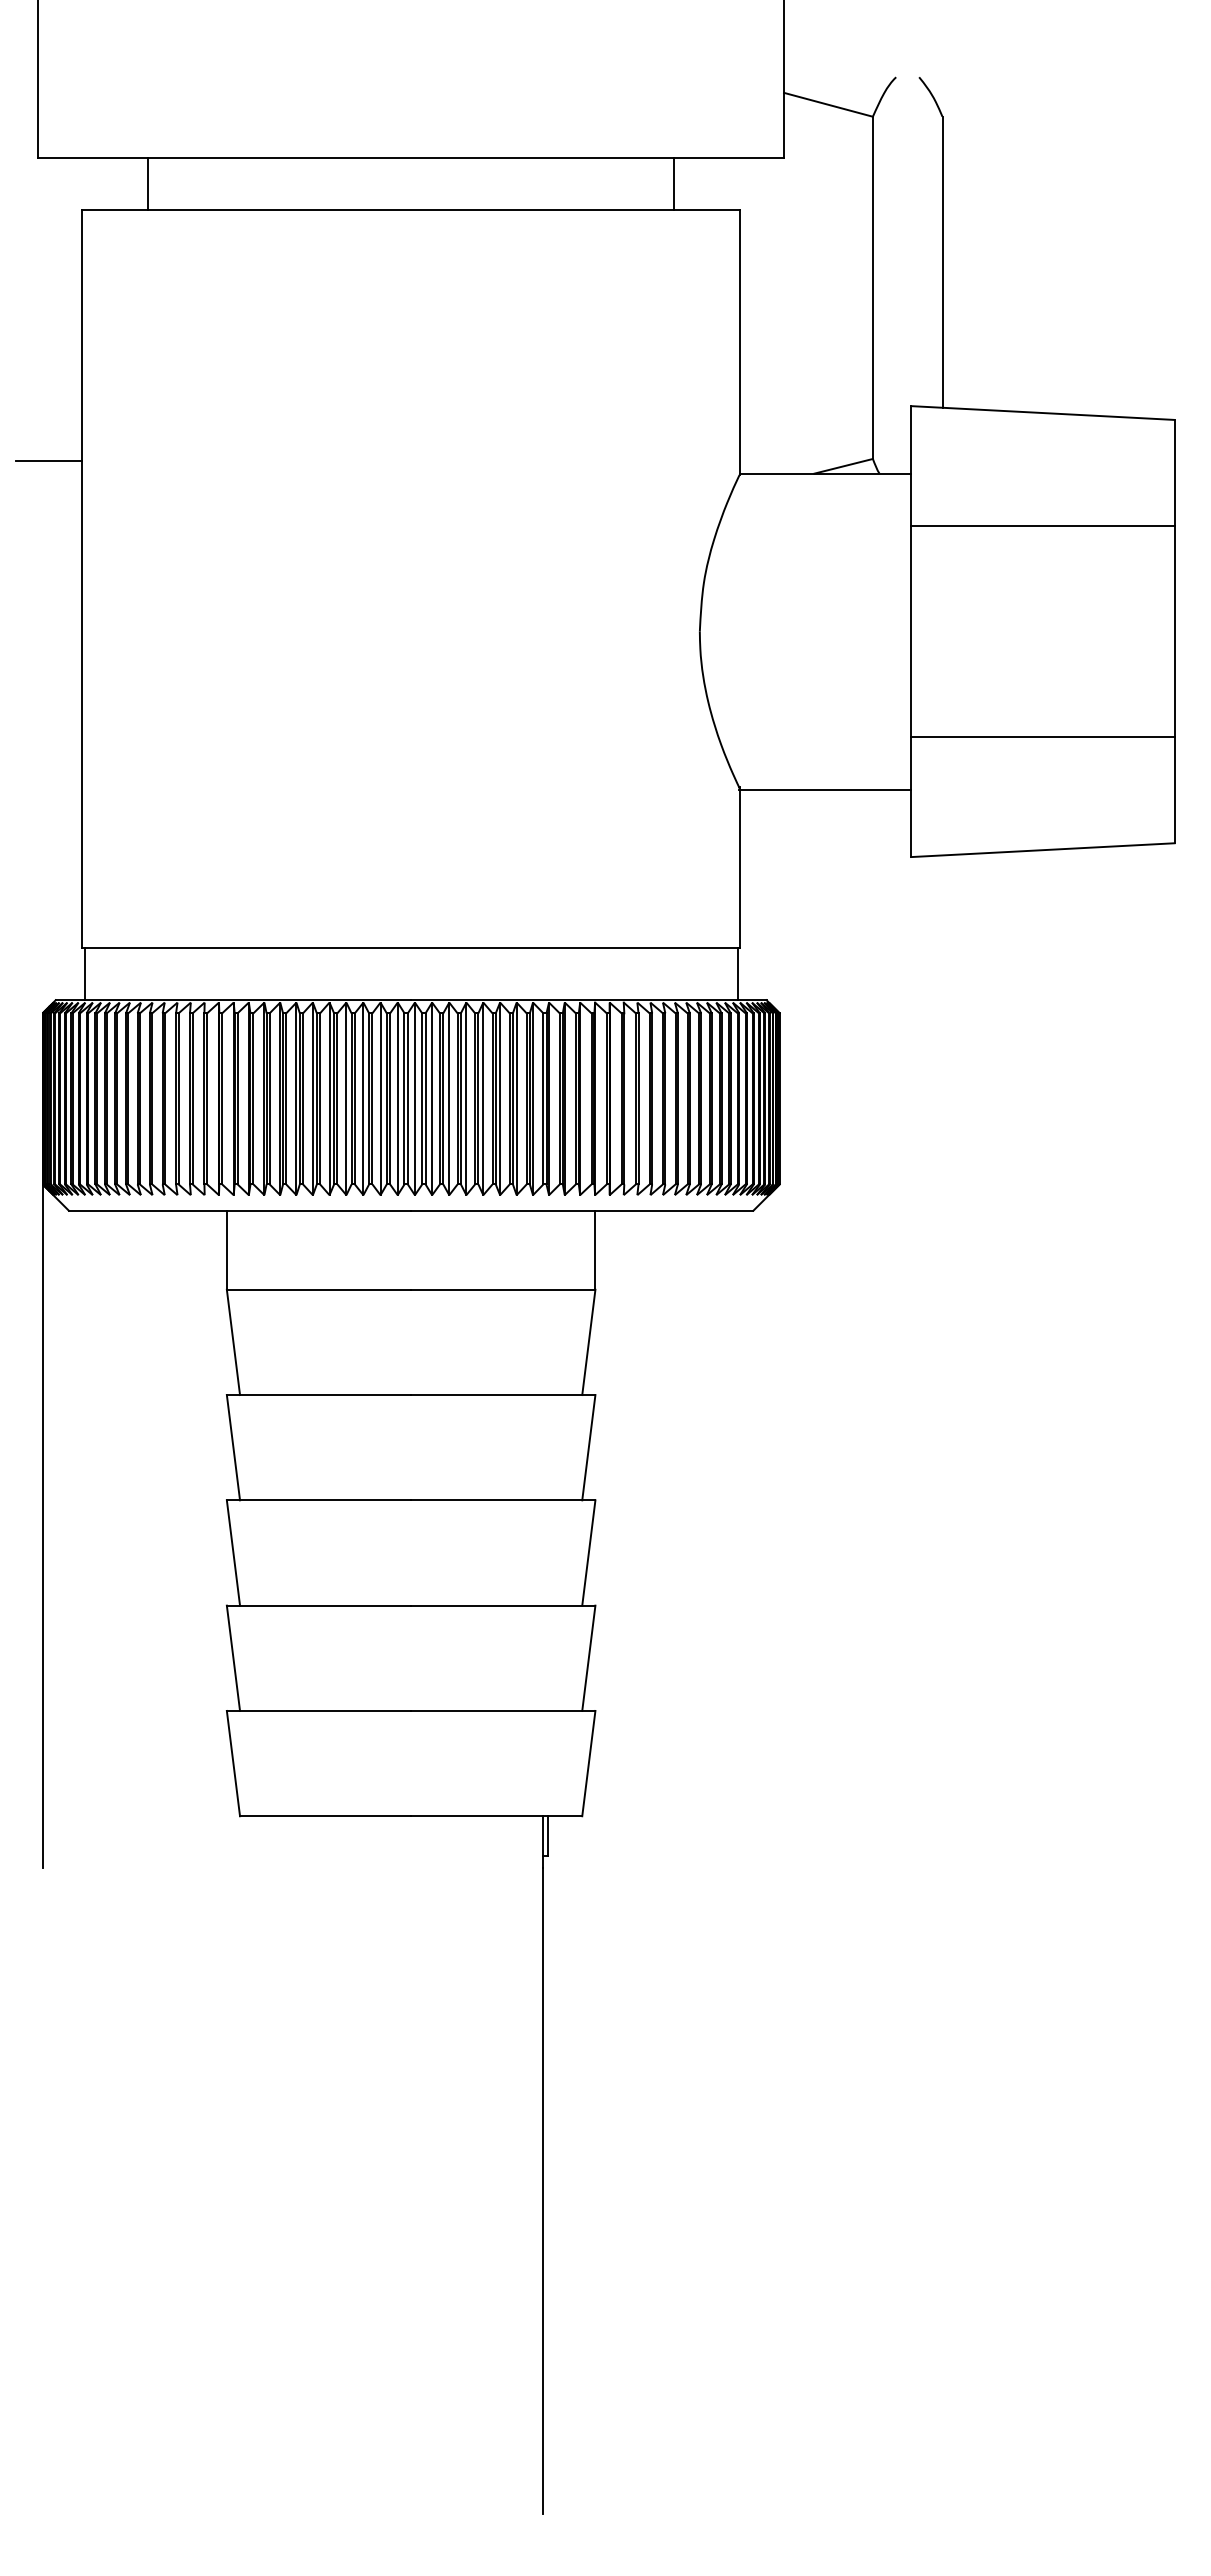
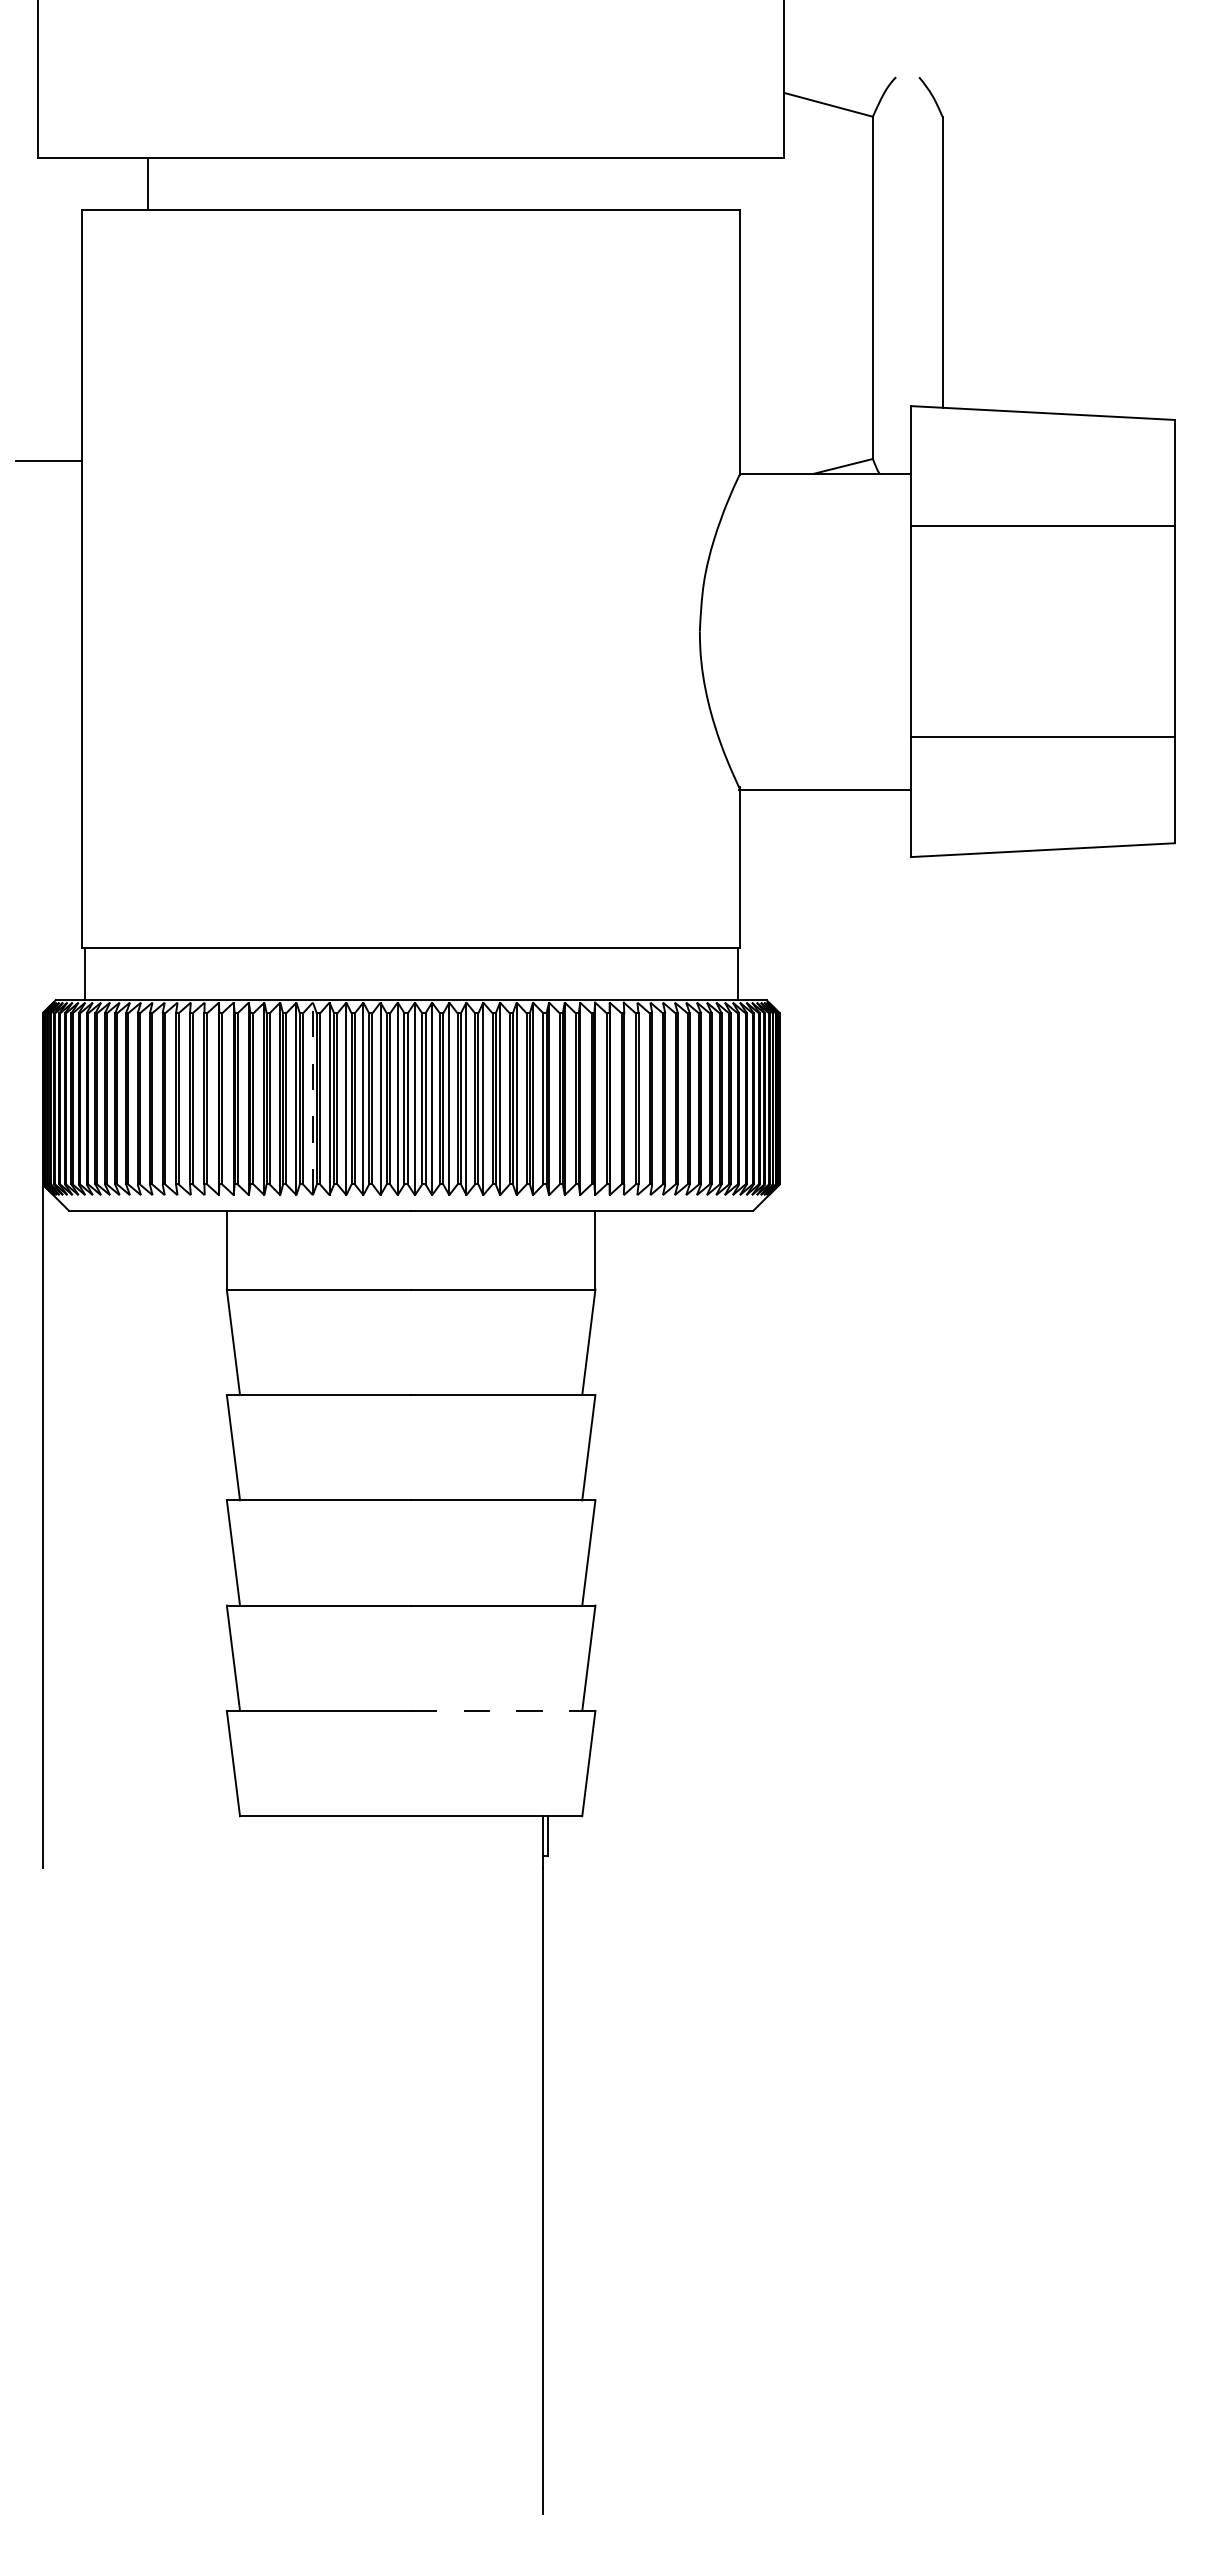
line: present -> none (674, 183)
line: solid -> dashed (312, 1098)
line: solid -> dashed (503, 1710)
